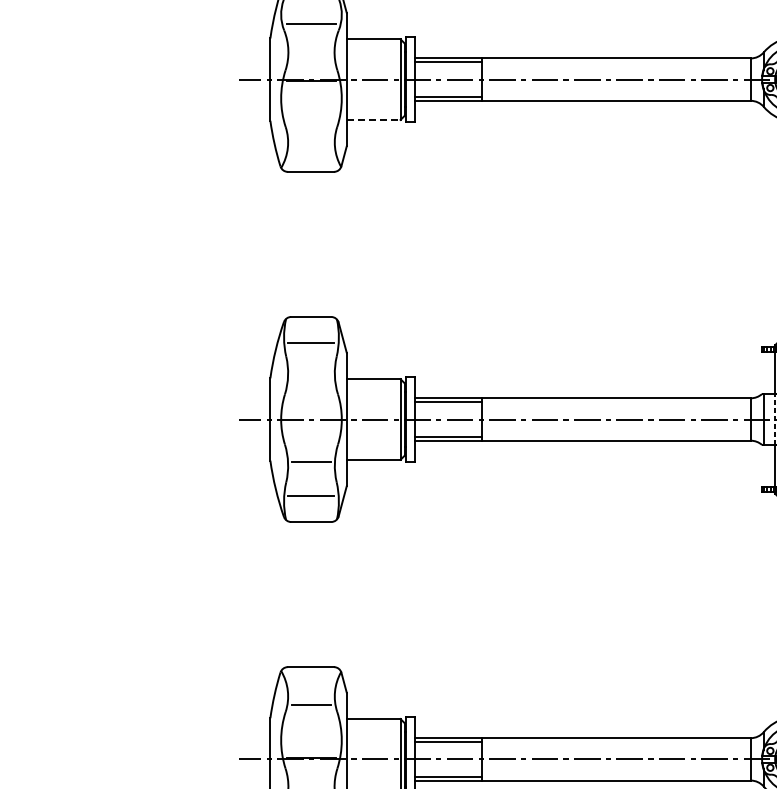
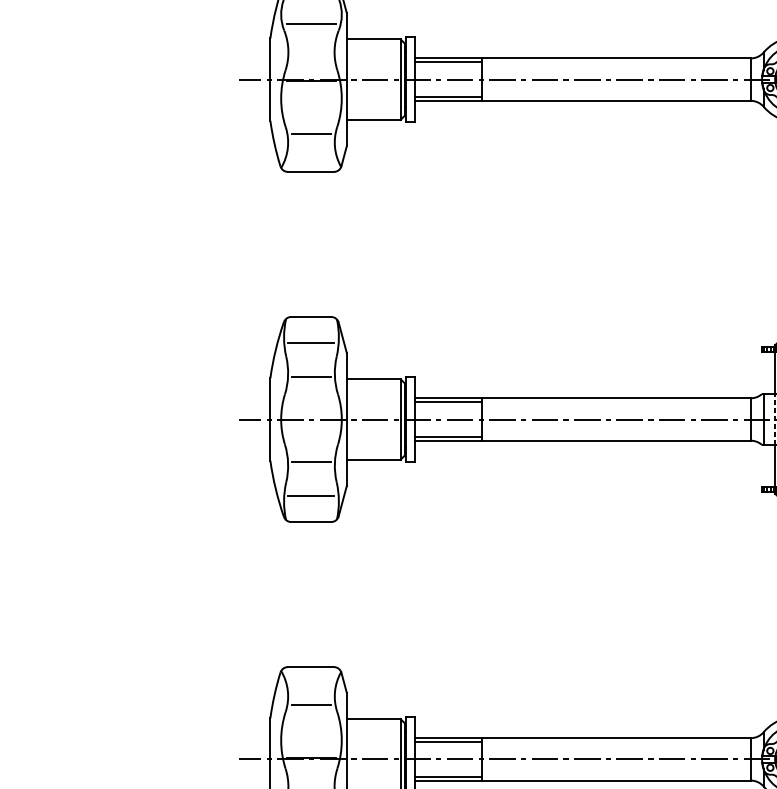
line: dashed -> solid (373, 119)
line: none -> present (311, 133)
line: none -> present (311, 377)
